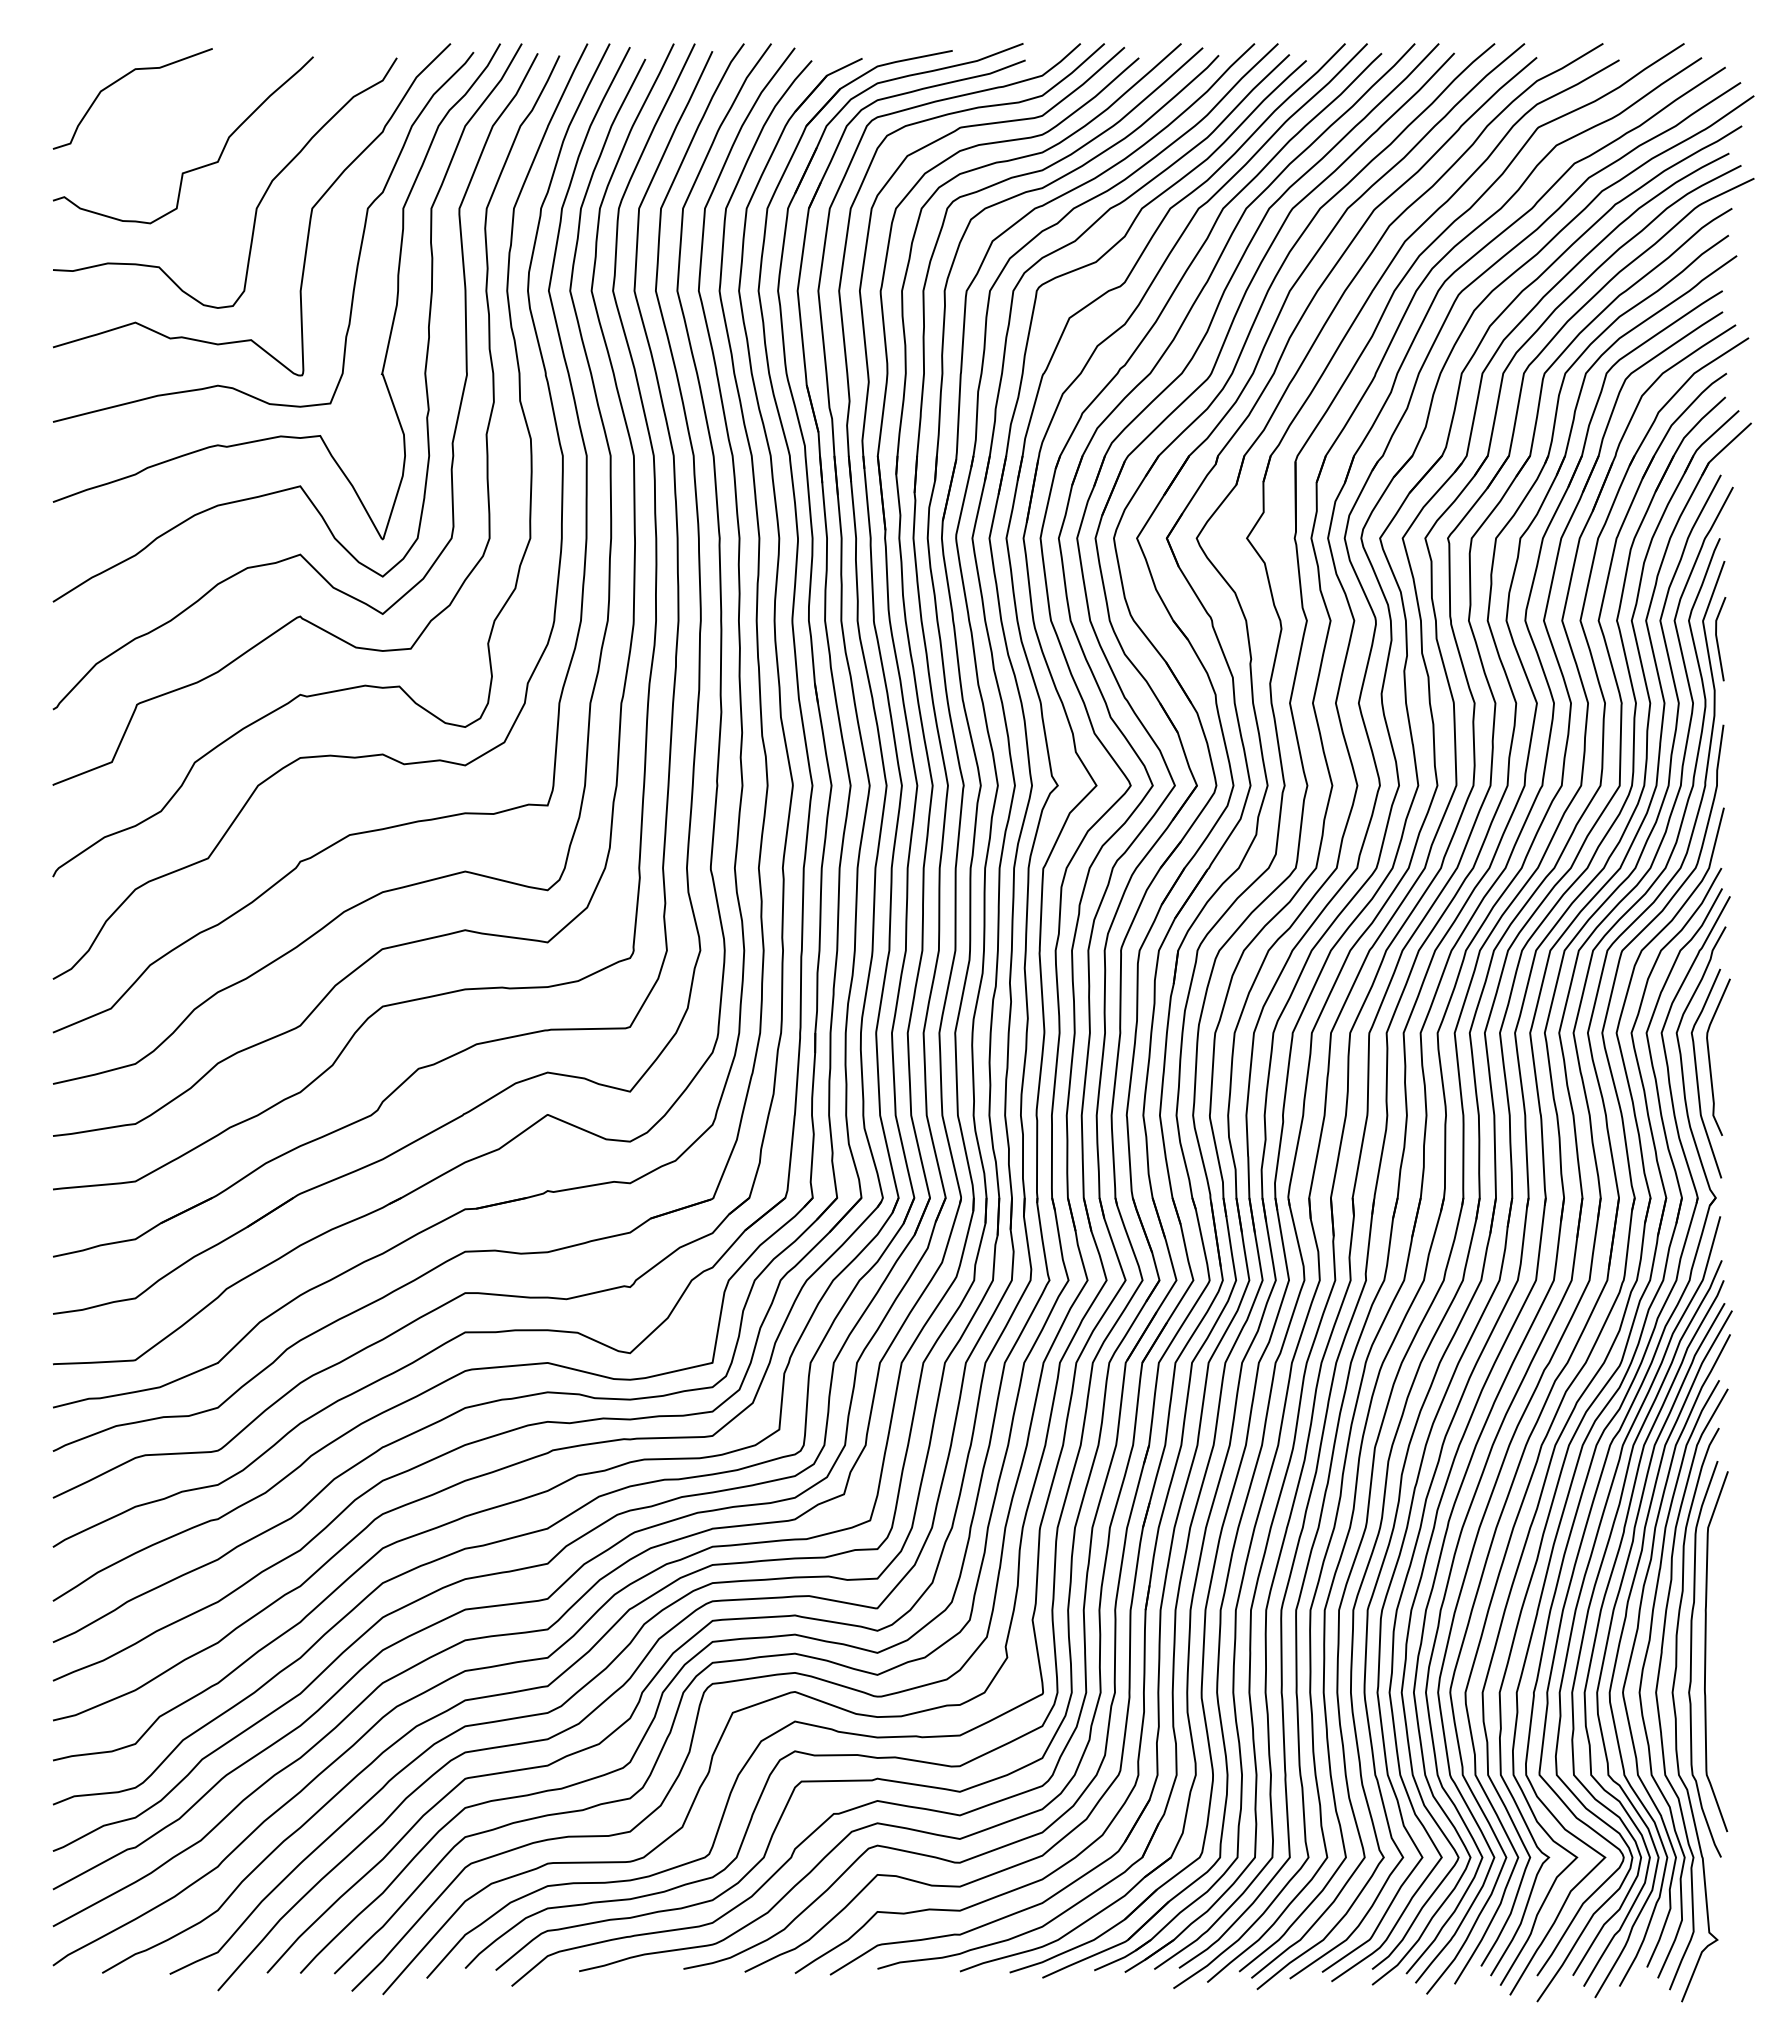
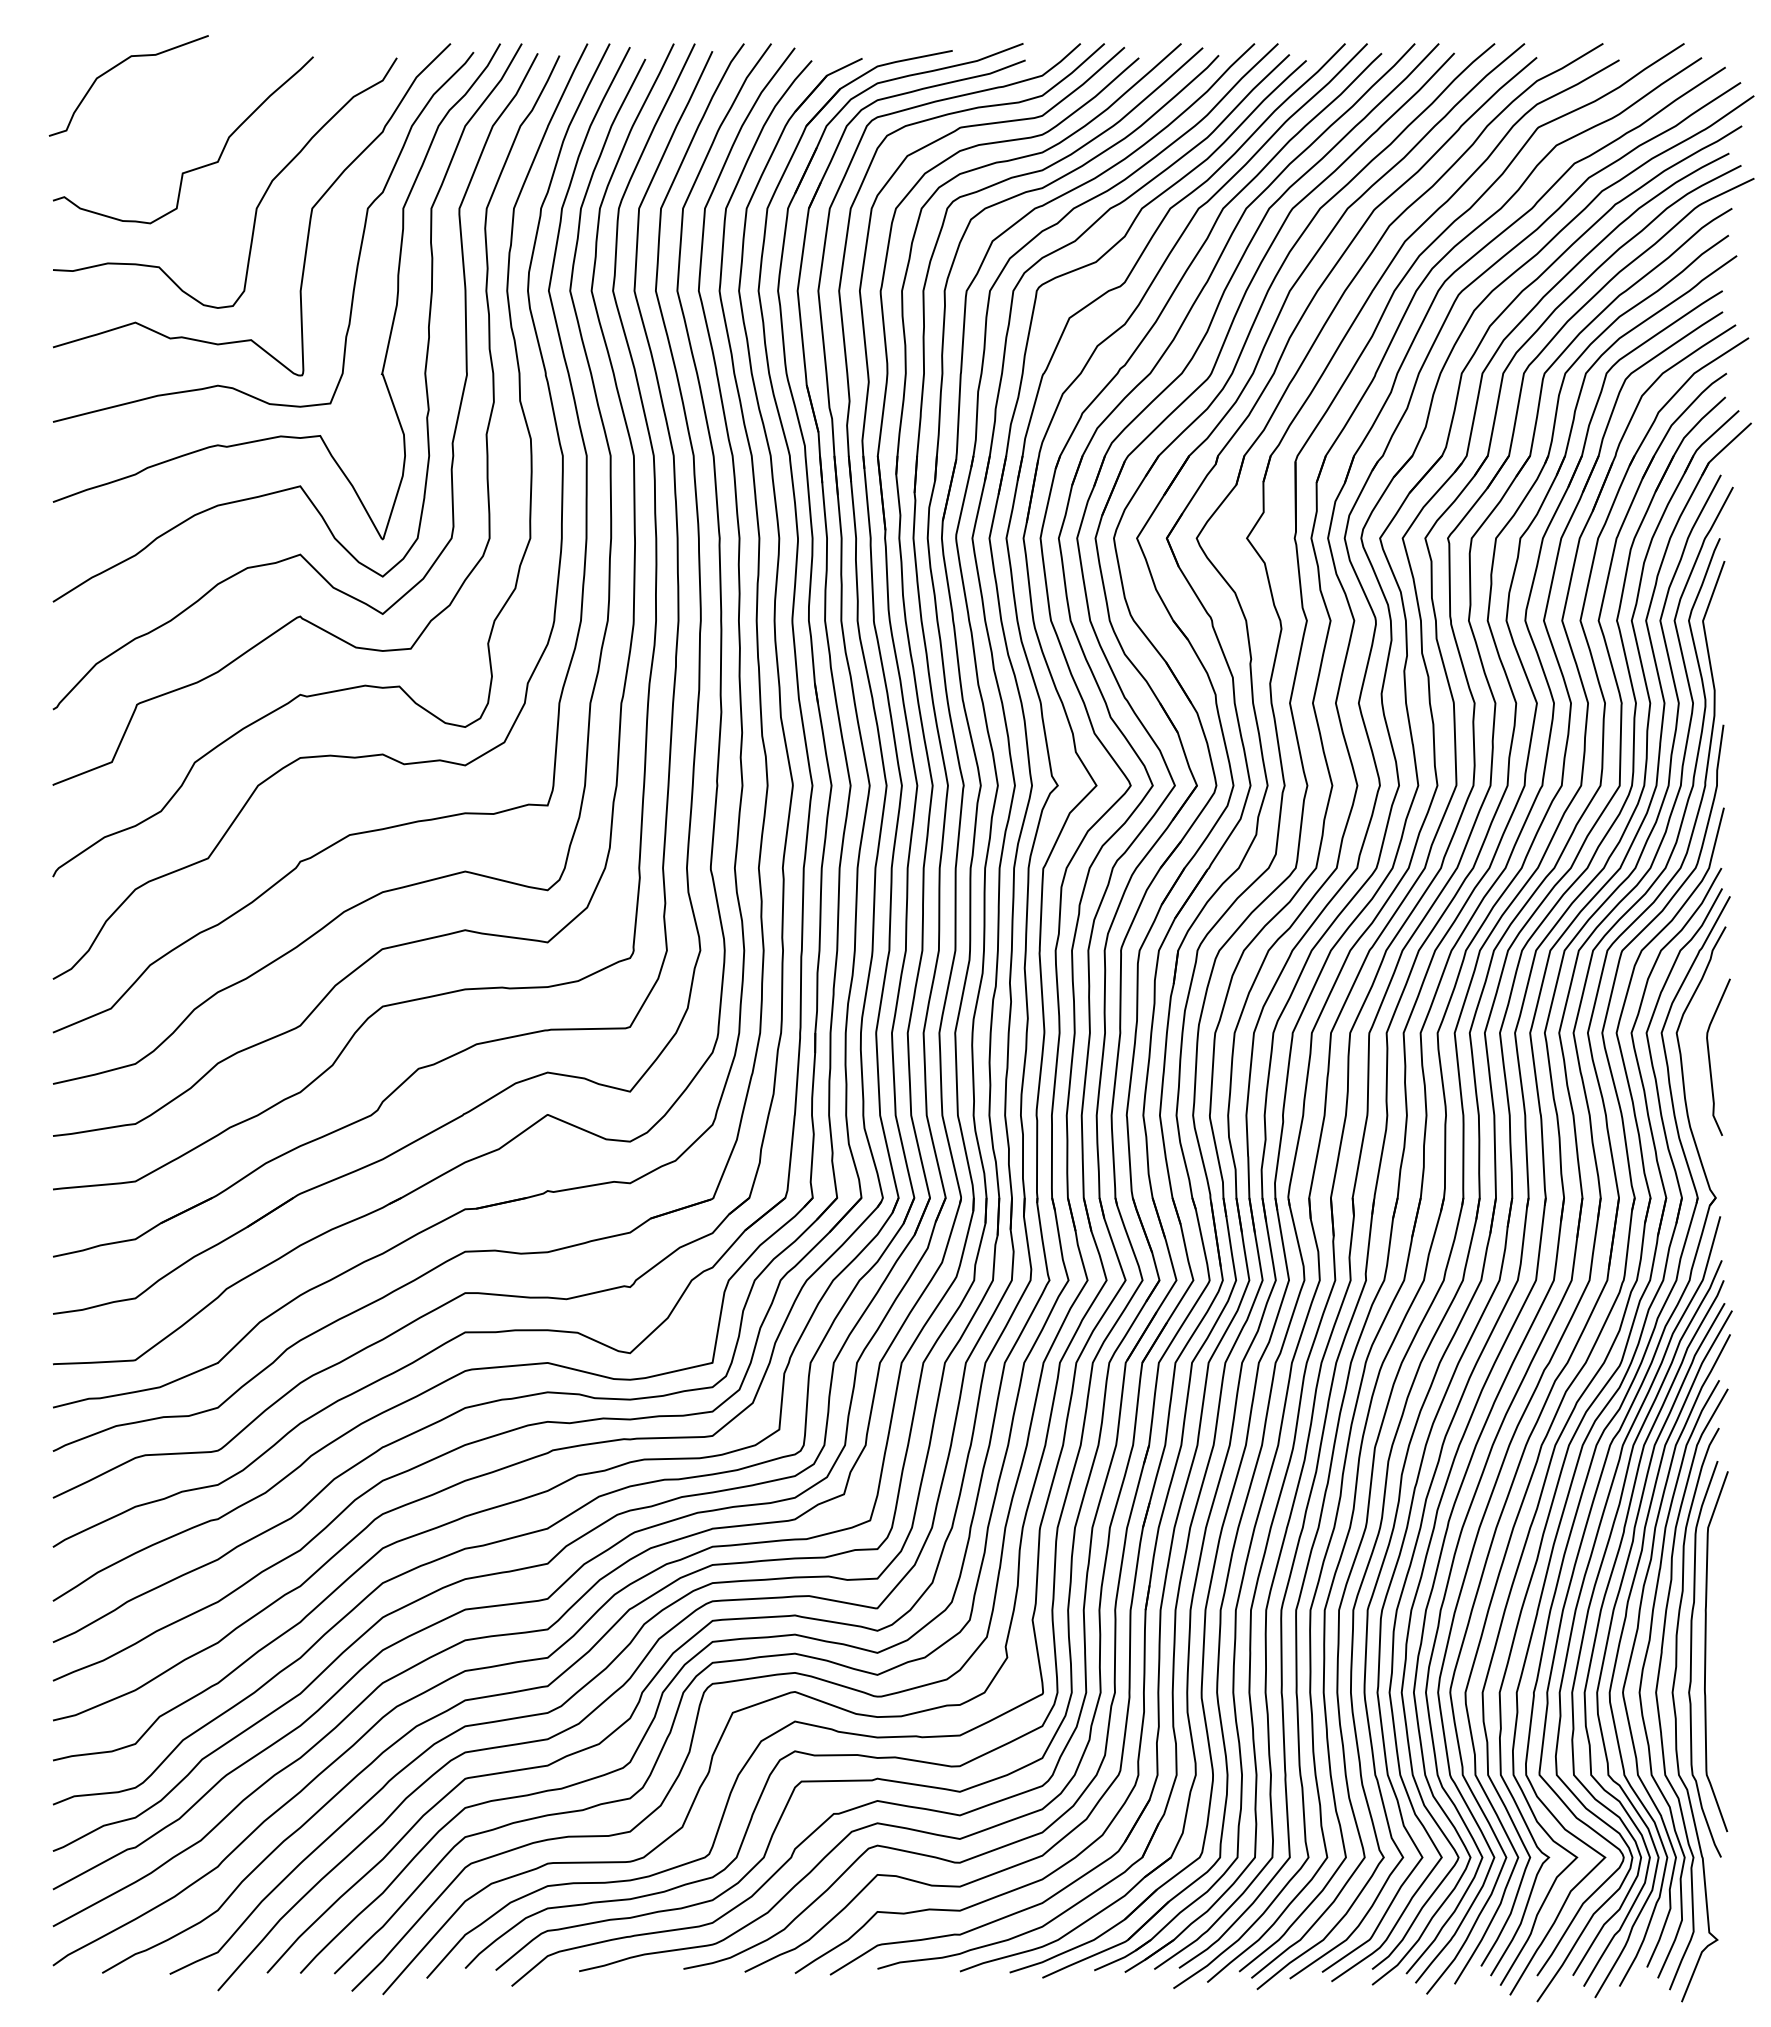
curve position: (121, 79) -> (117, 66) (117, 66)
line: present -> none (1718, 641)
curve: present -> none (1697, 1073)
